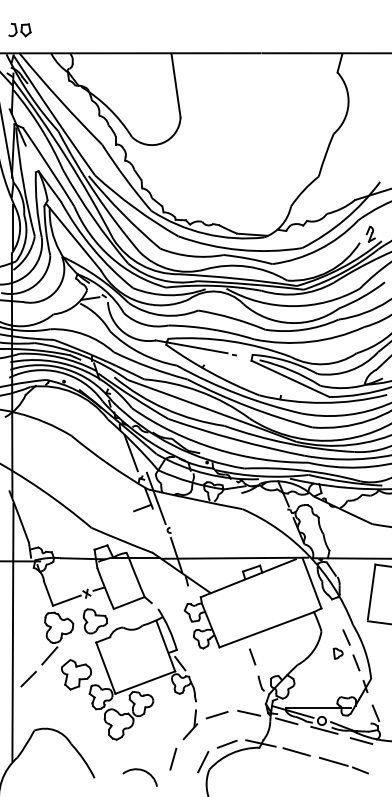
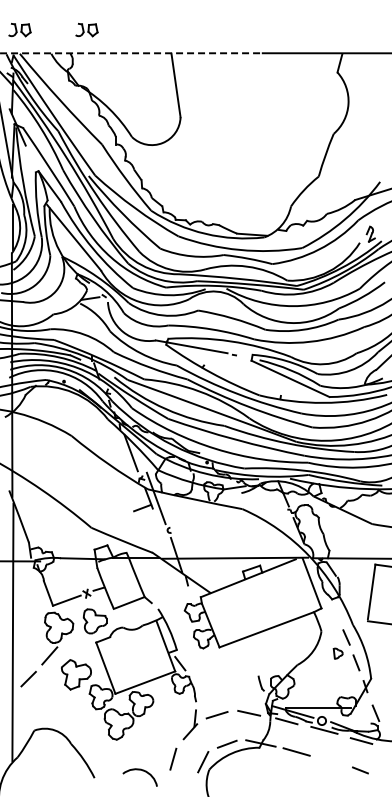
part: none -> present (86, 29)
line: solid -> dashed (130, 53)
line: present -> none (252, 656)
line: present -> none (333, 761)
